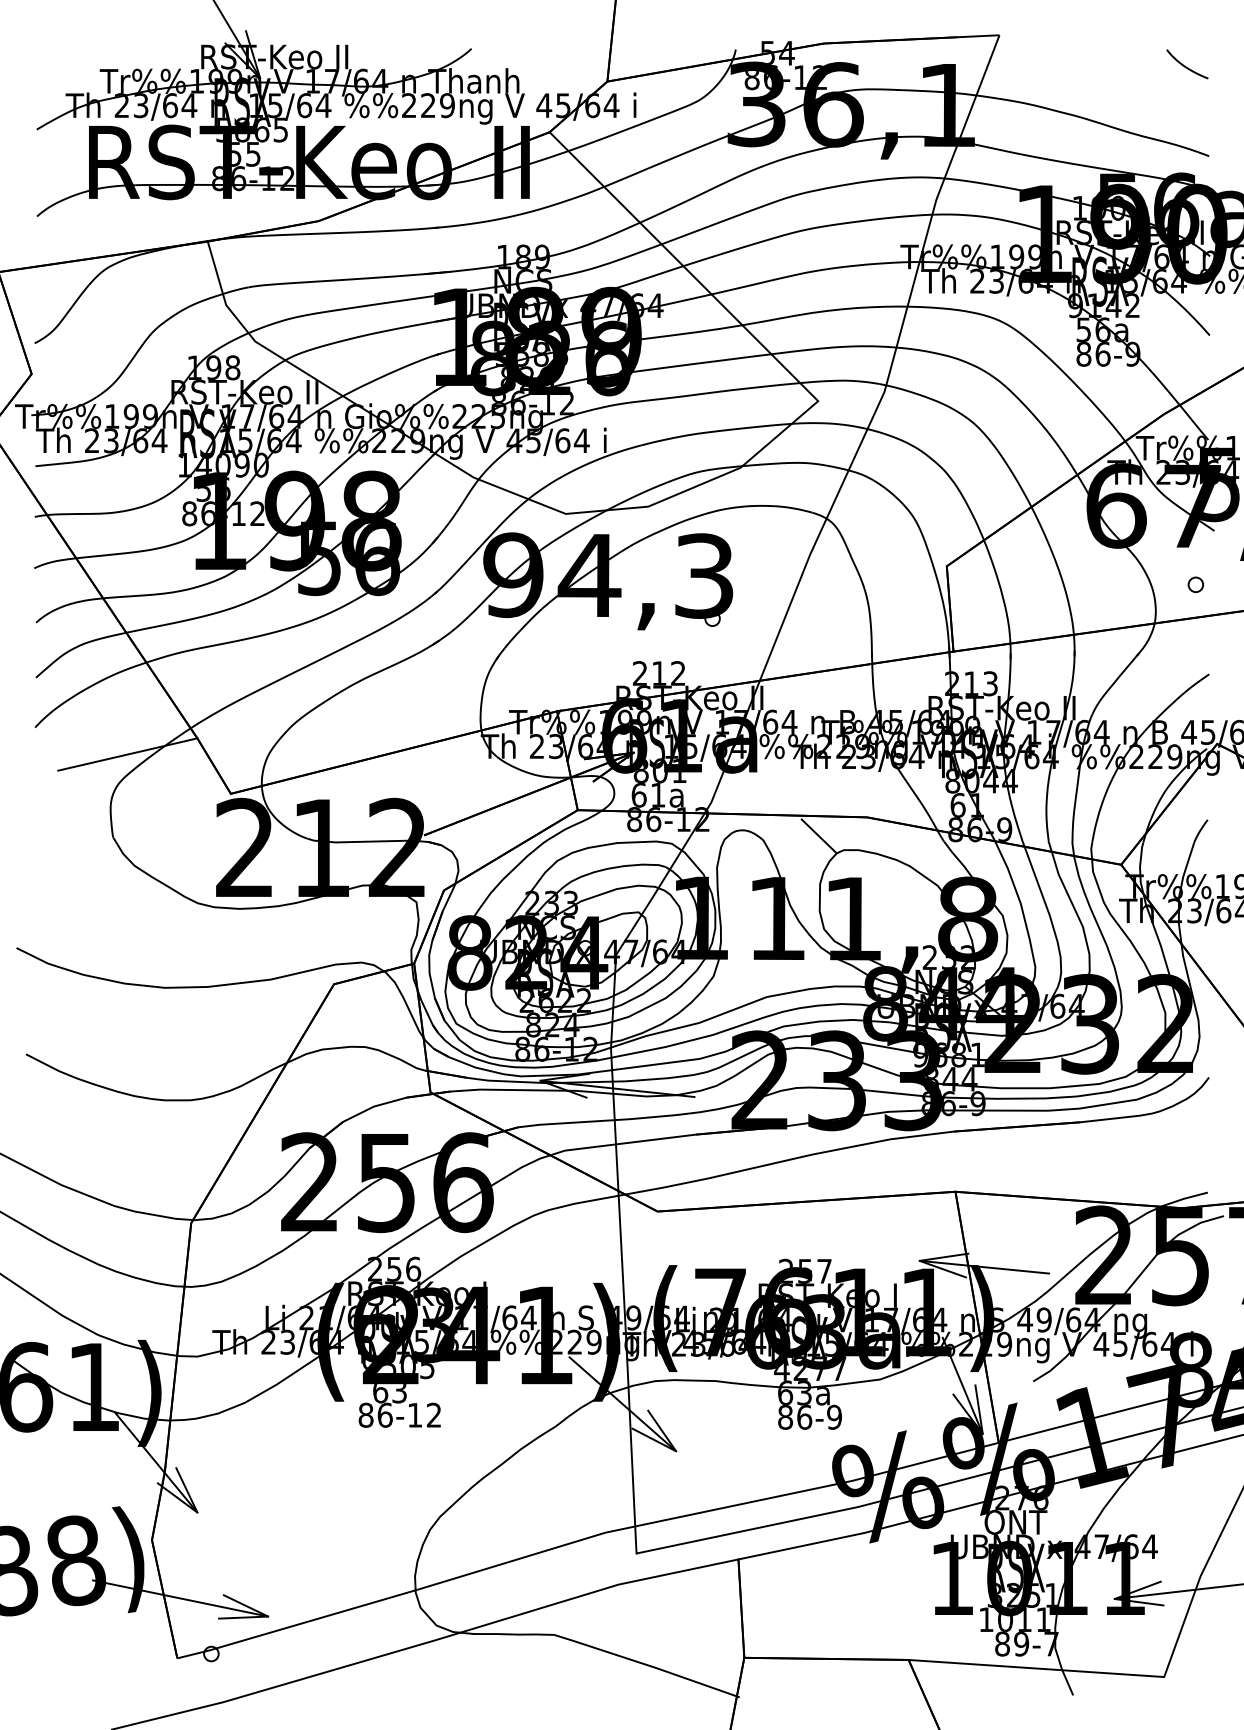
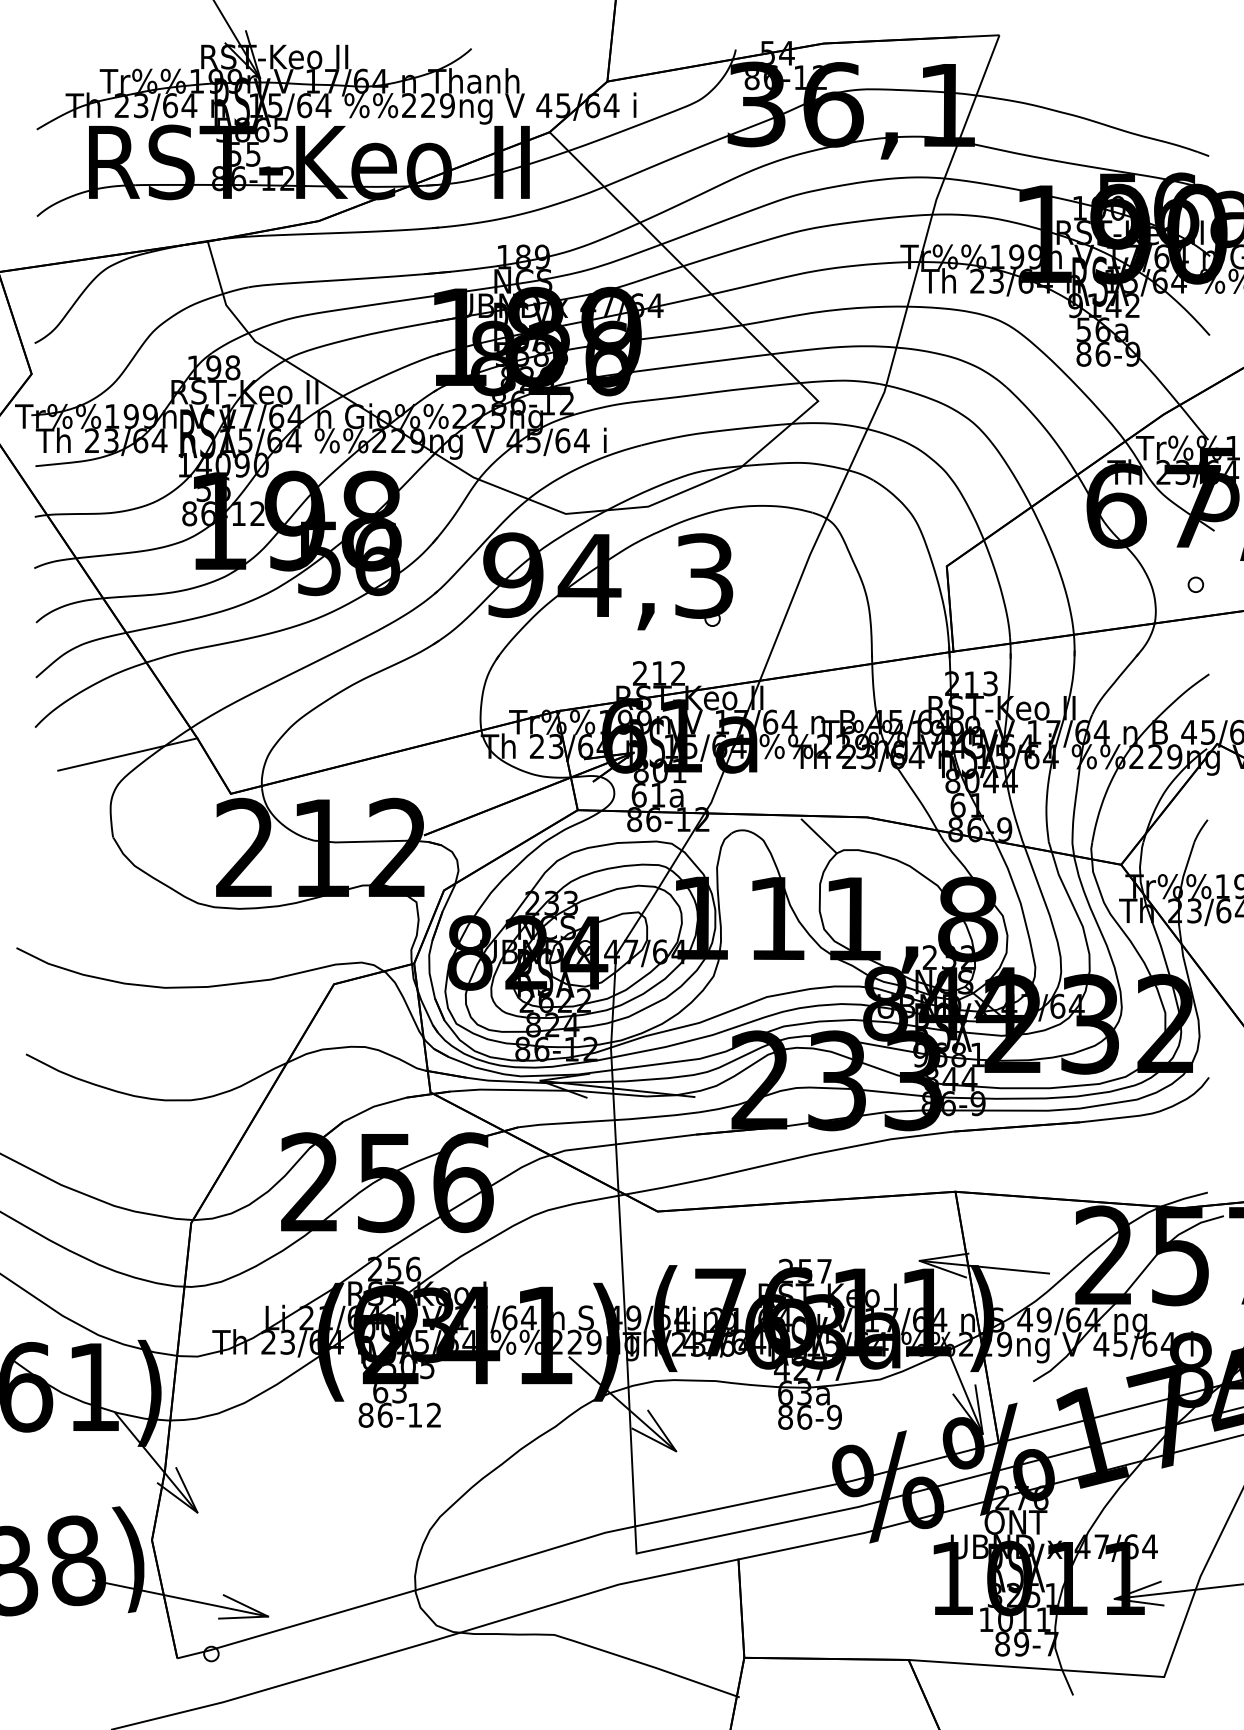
curve: present -> none (1185, 65)
